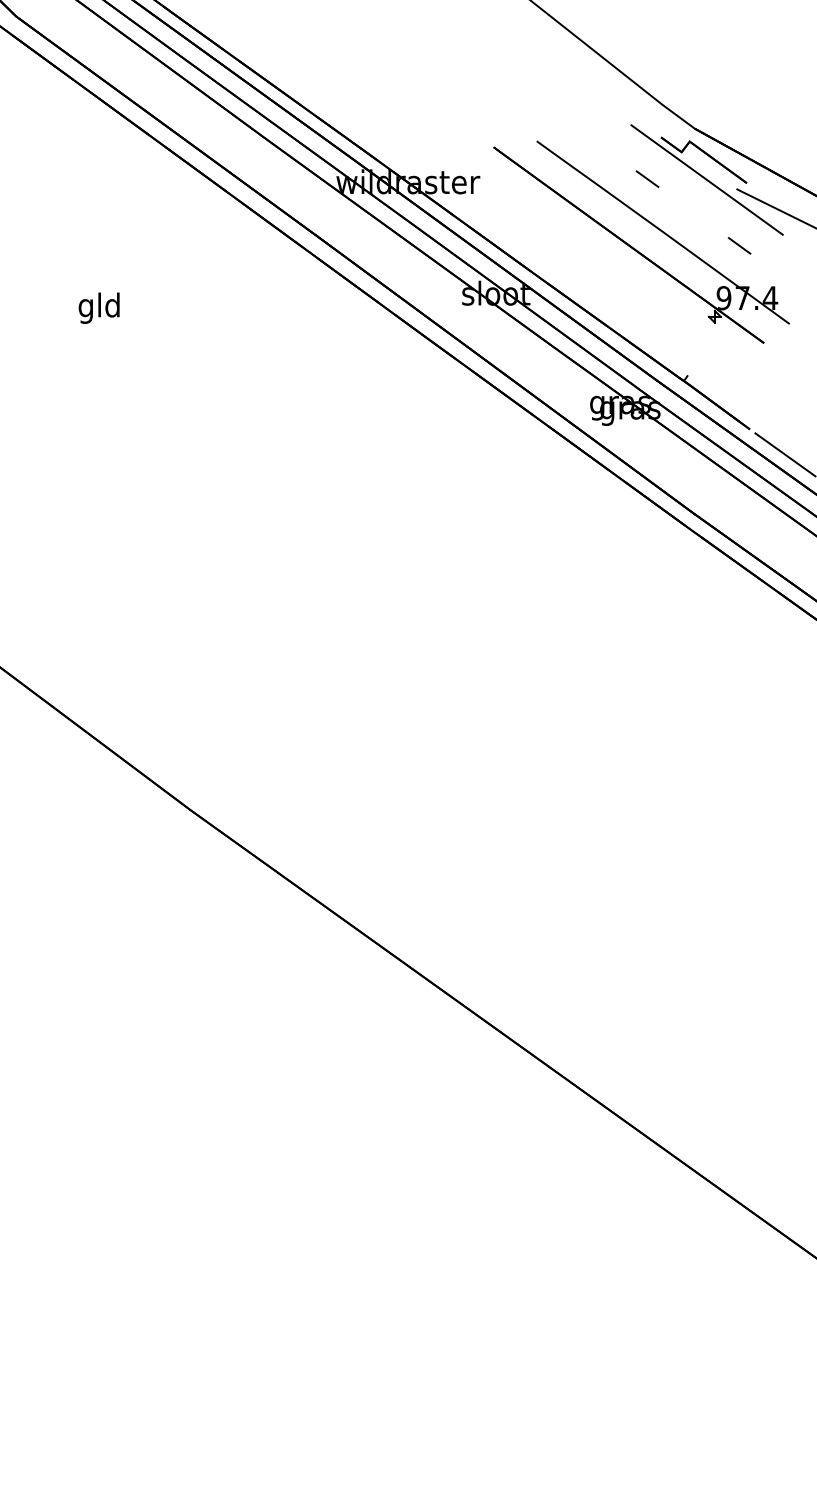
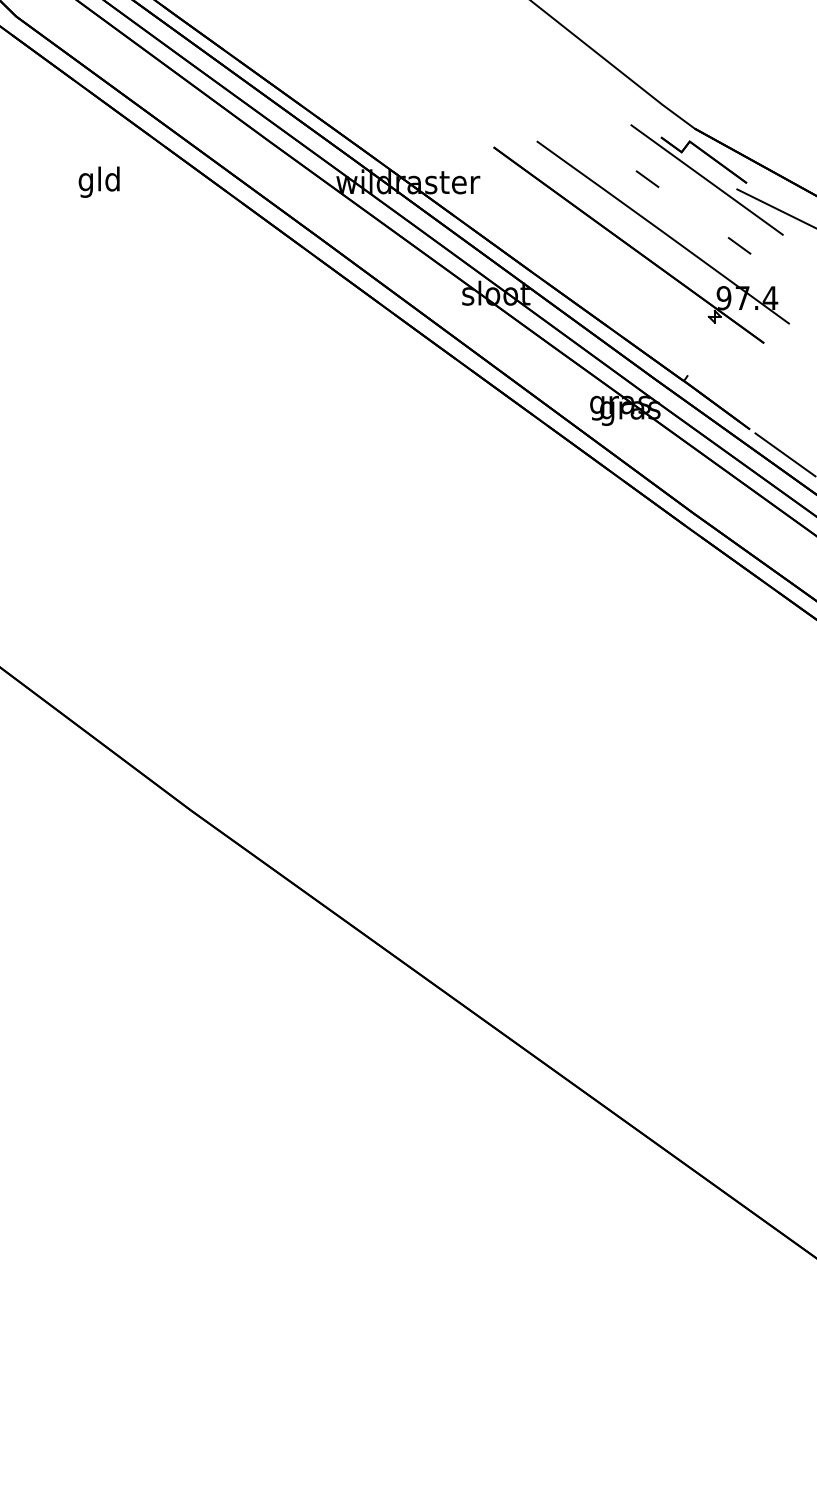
text position: (98, 307) -> (98, 181) (98, 181)
